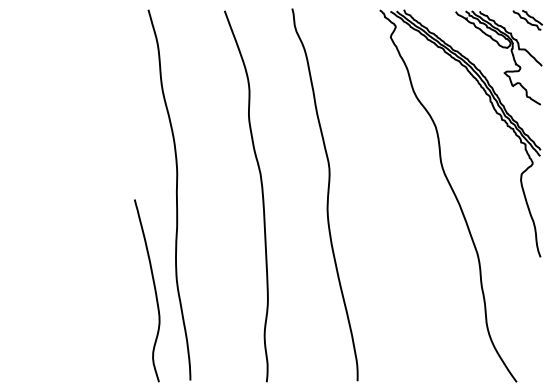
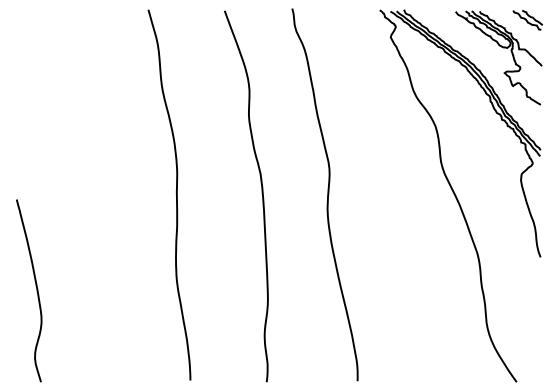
curve position: (154, 290) -> (36, 290) (36, 290)
